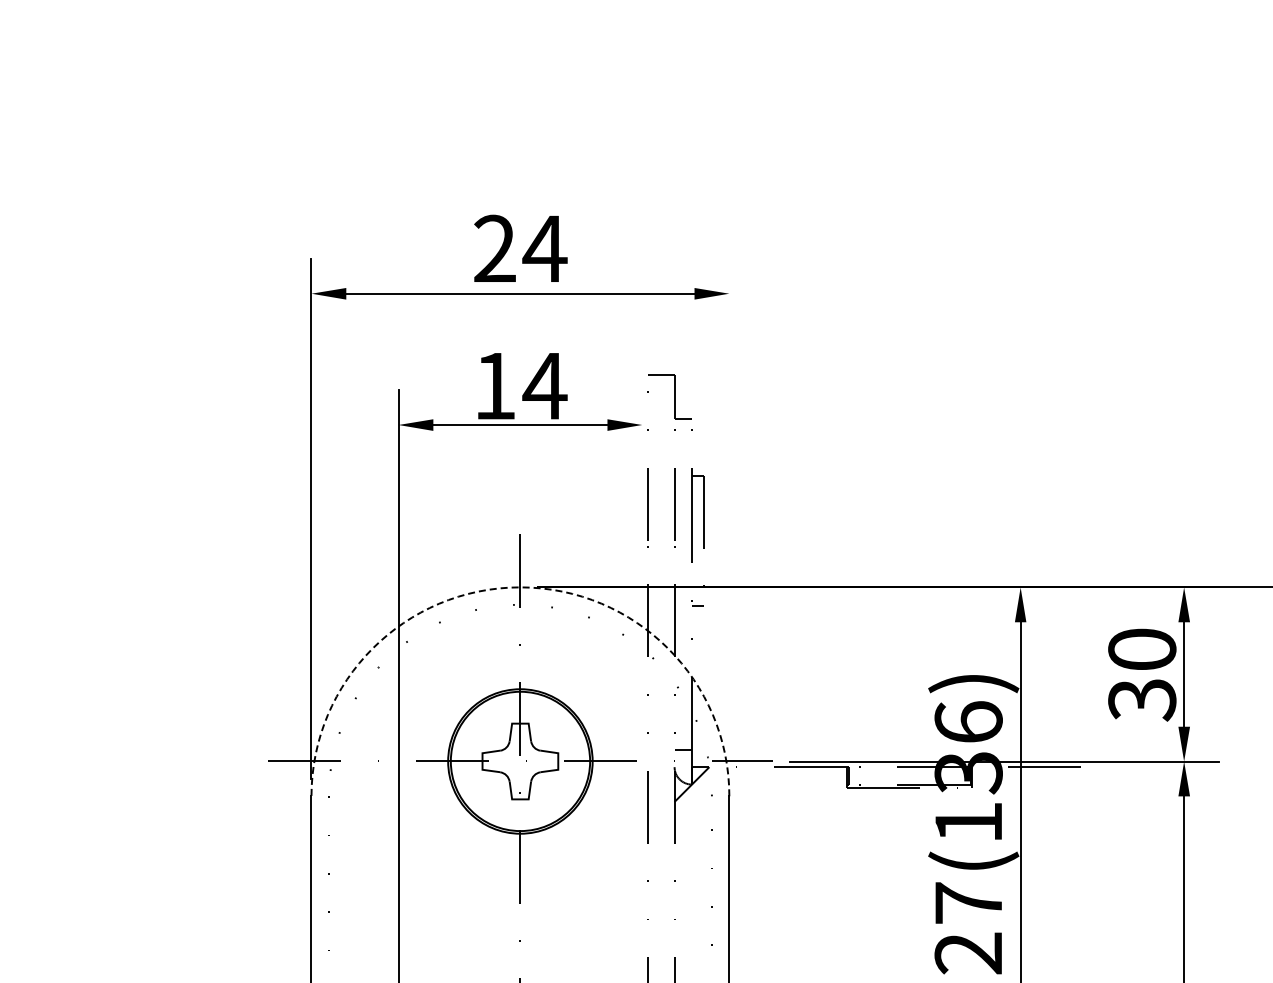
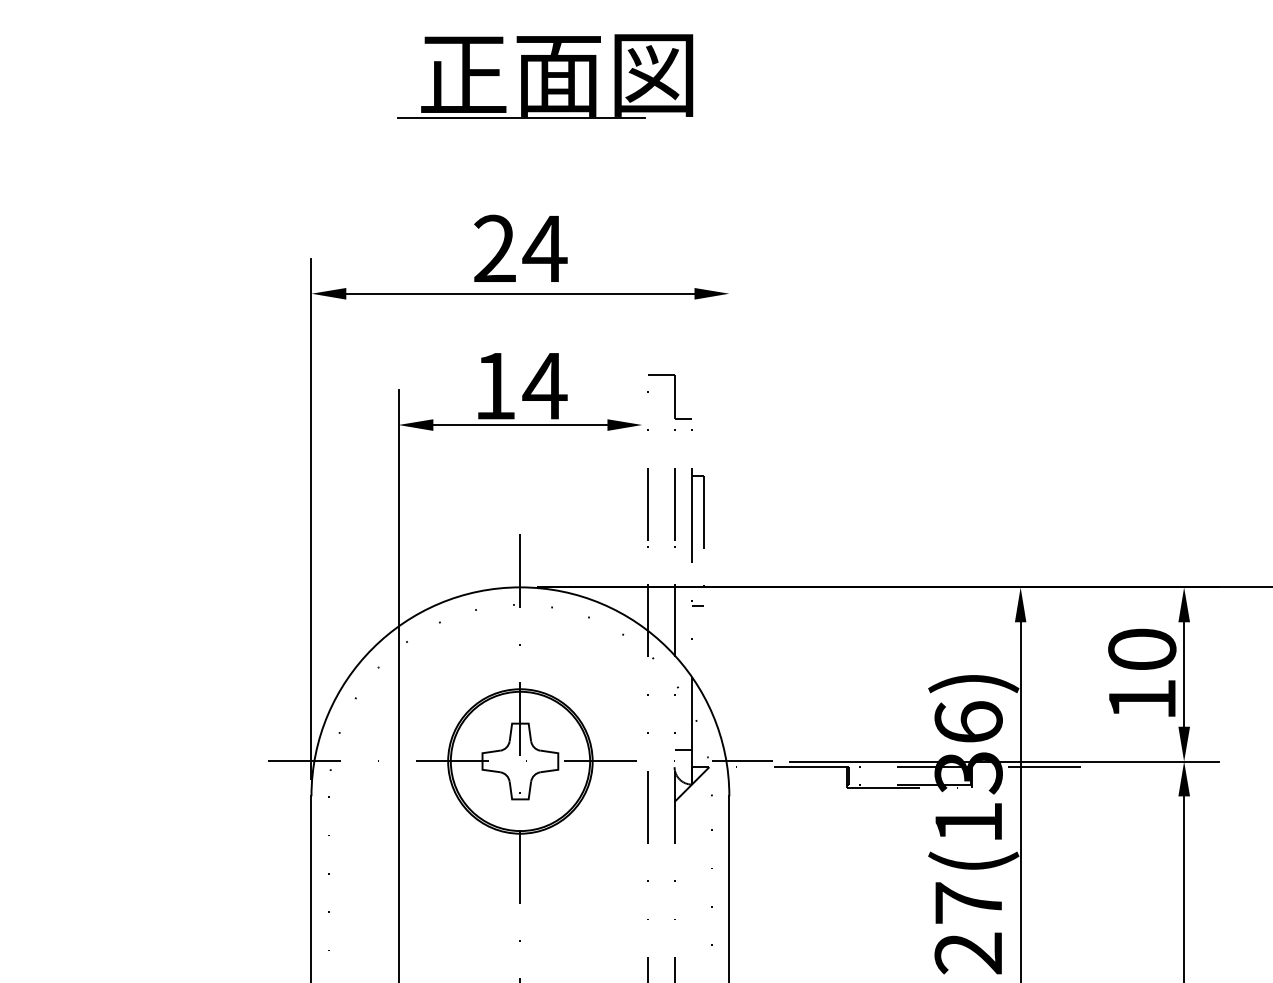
part: none -> present (545, 76)
arc: dashed -> solid (520, 587)
text: 30 -> 10 (1142, 700)
